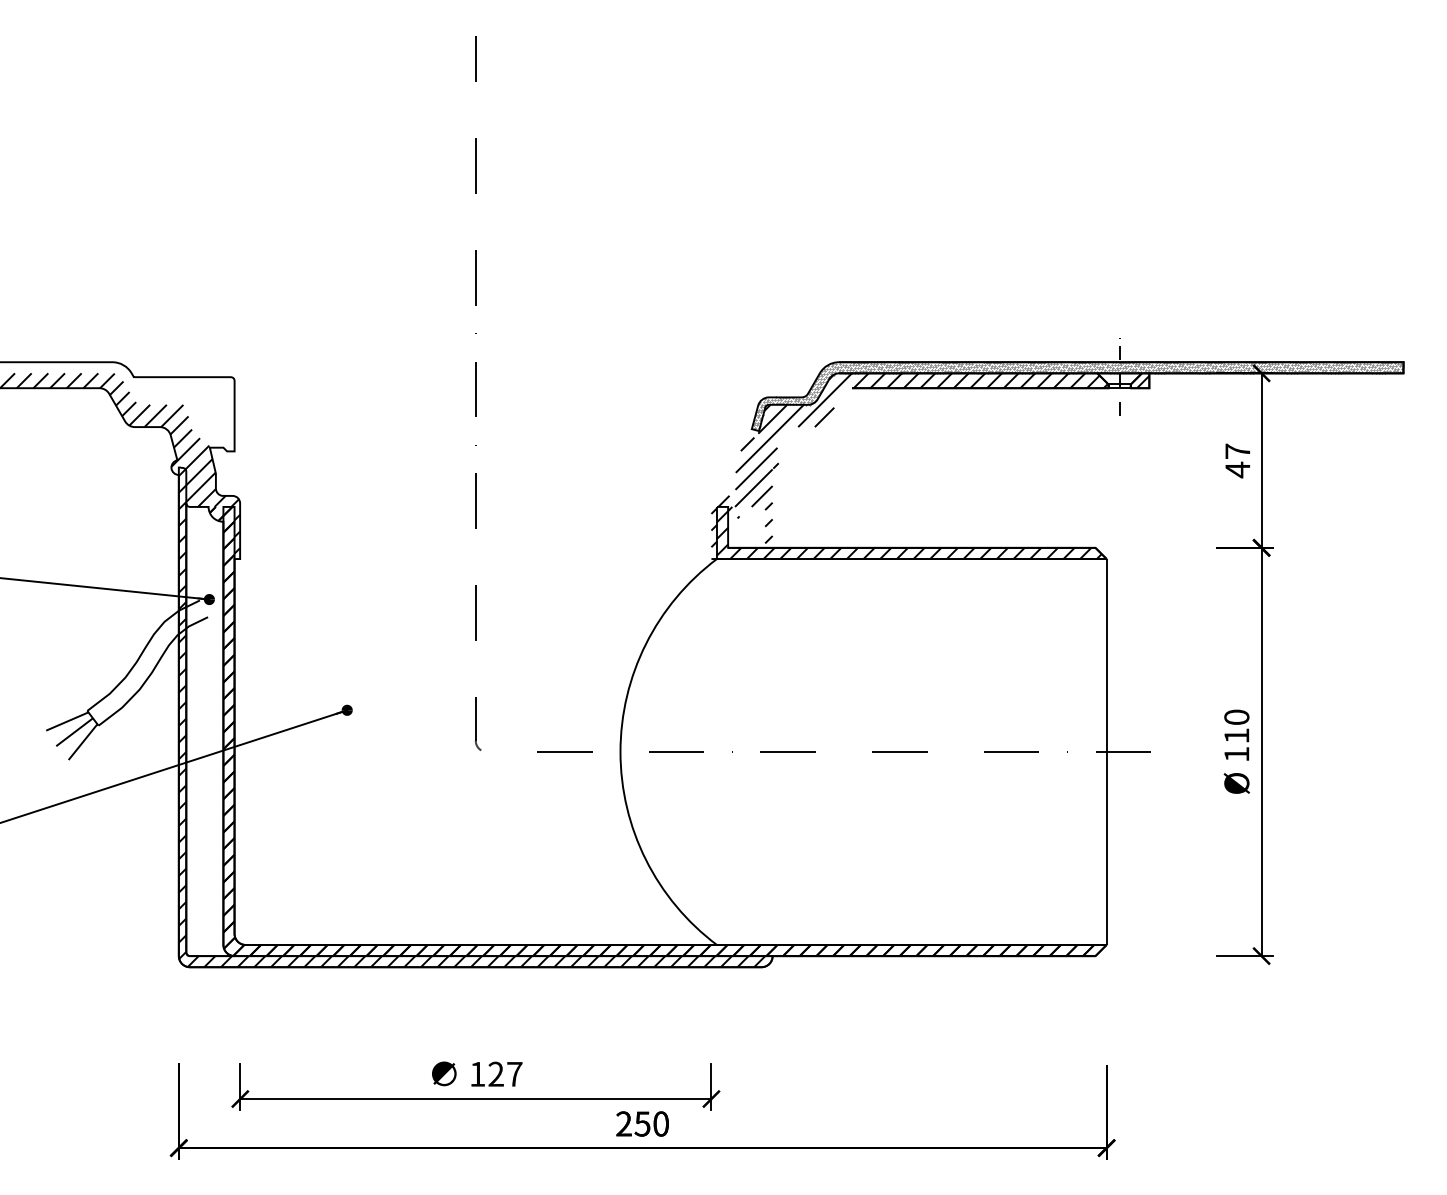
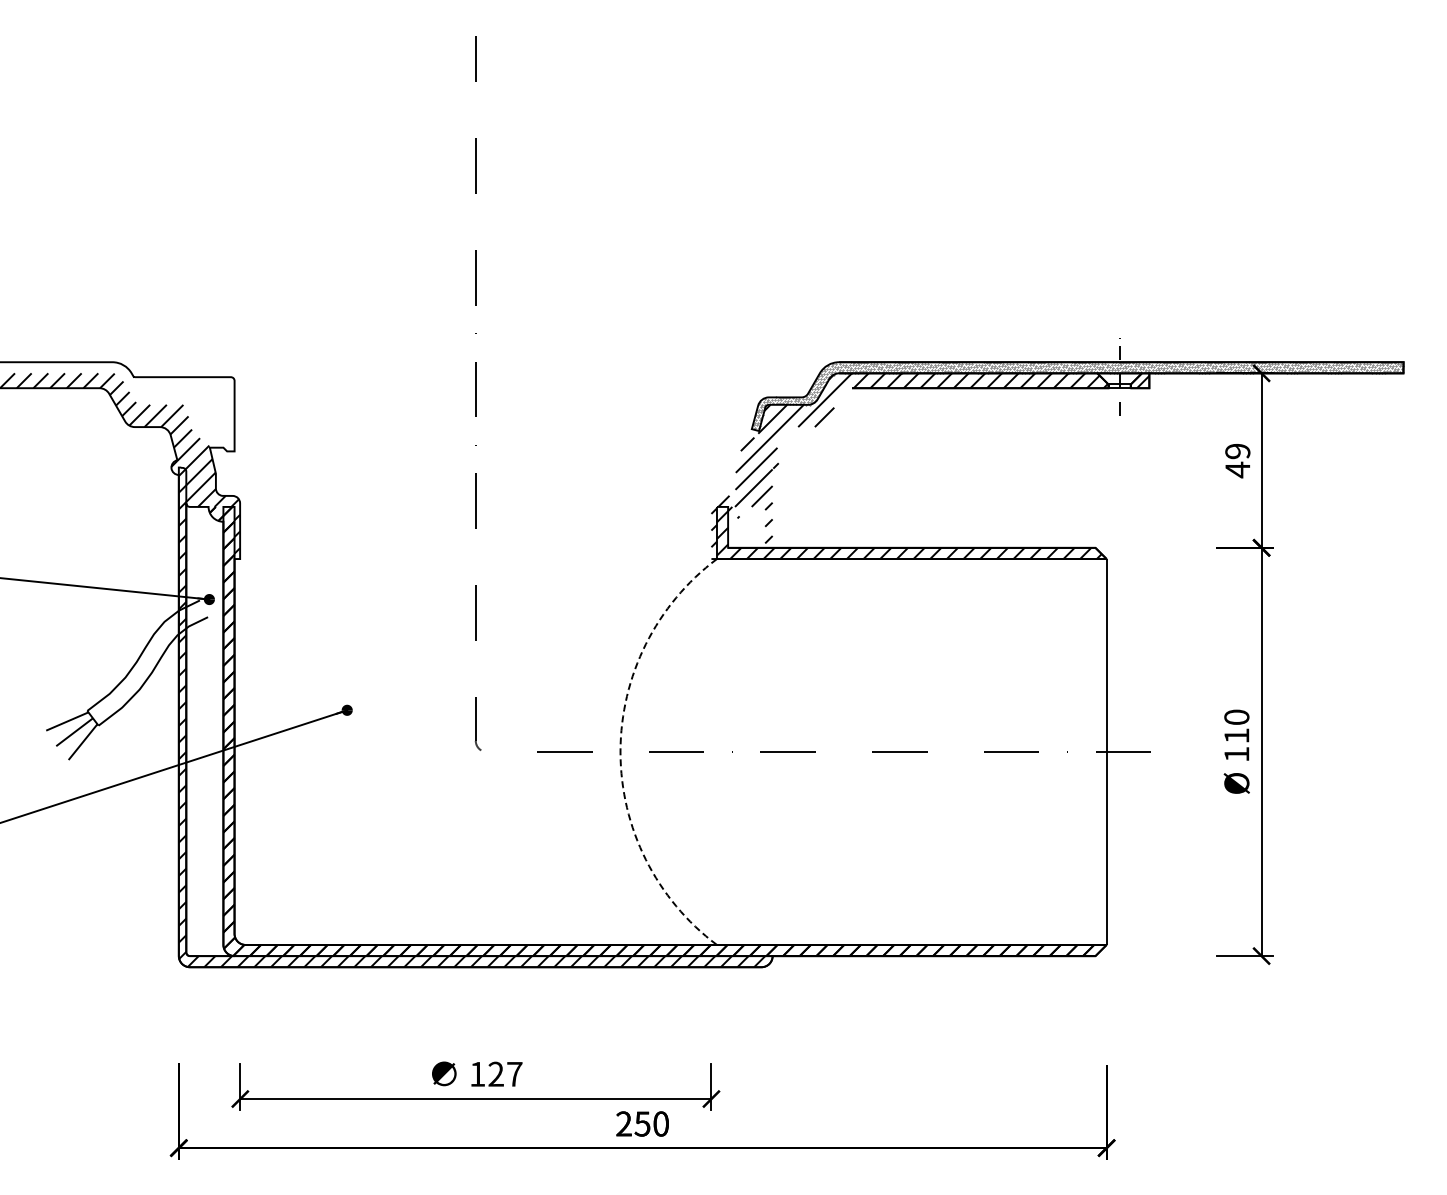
text: 47 -> 49 (1237, 451)
arc: solid -> dashed (620, 752)
